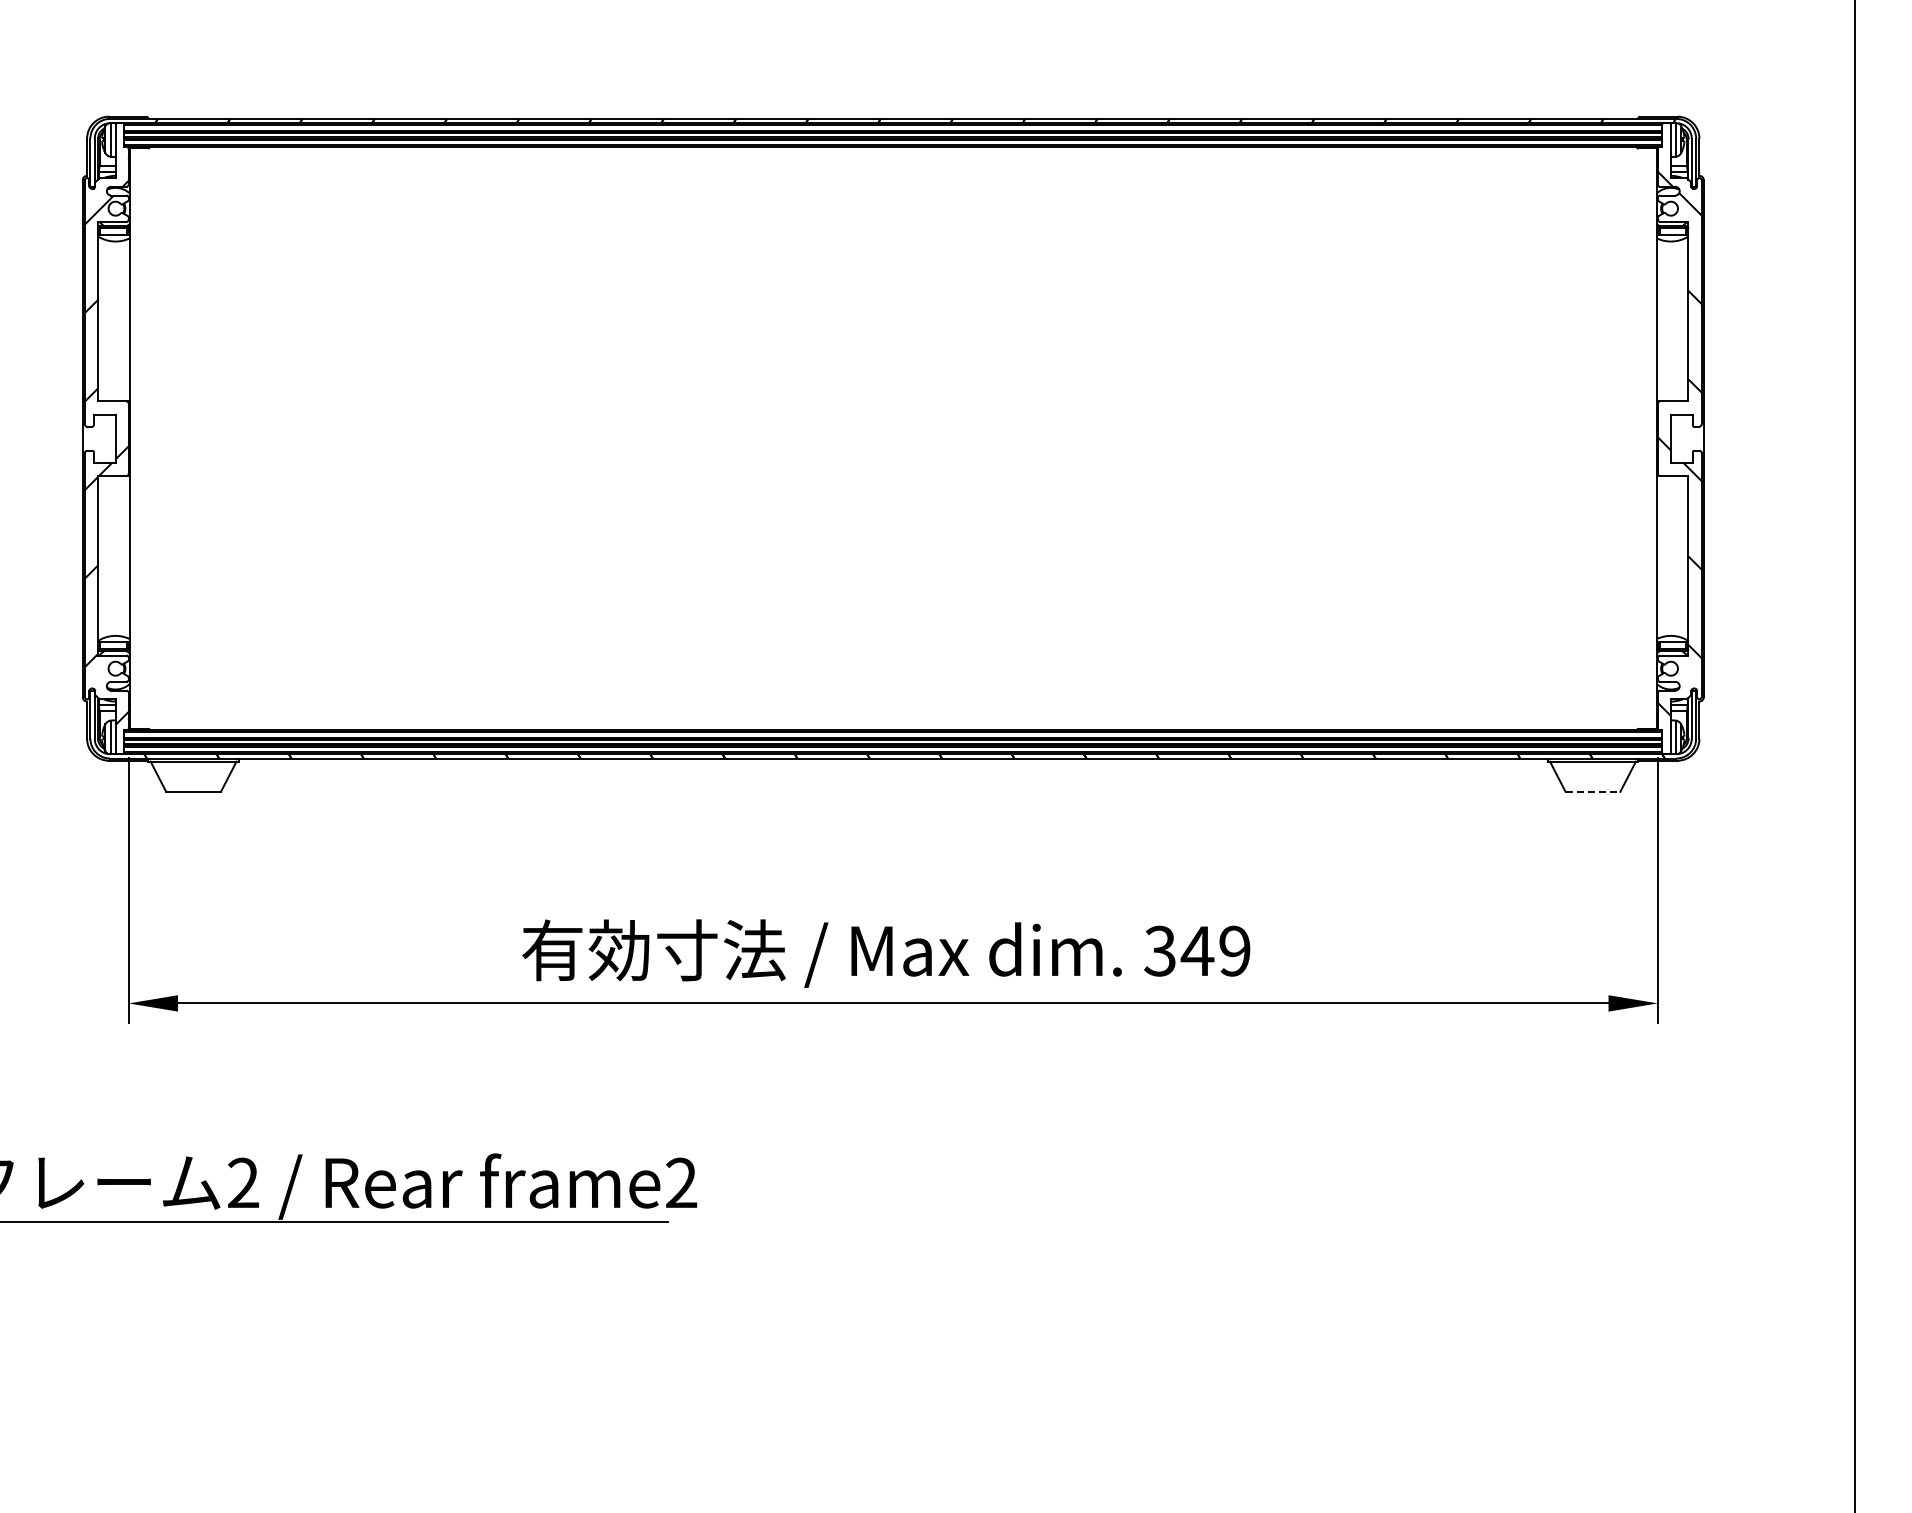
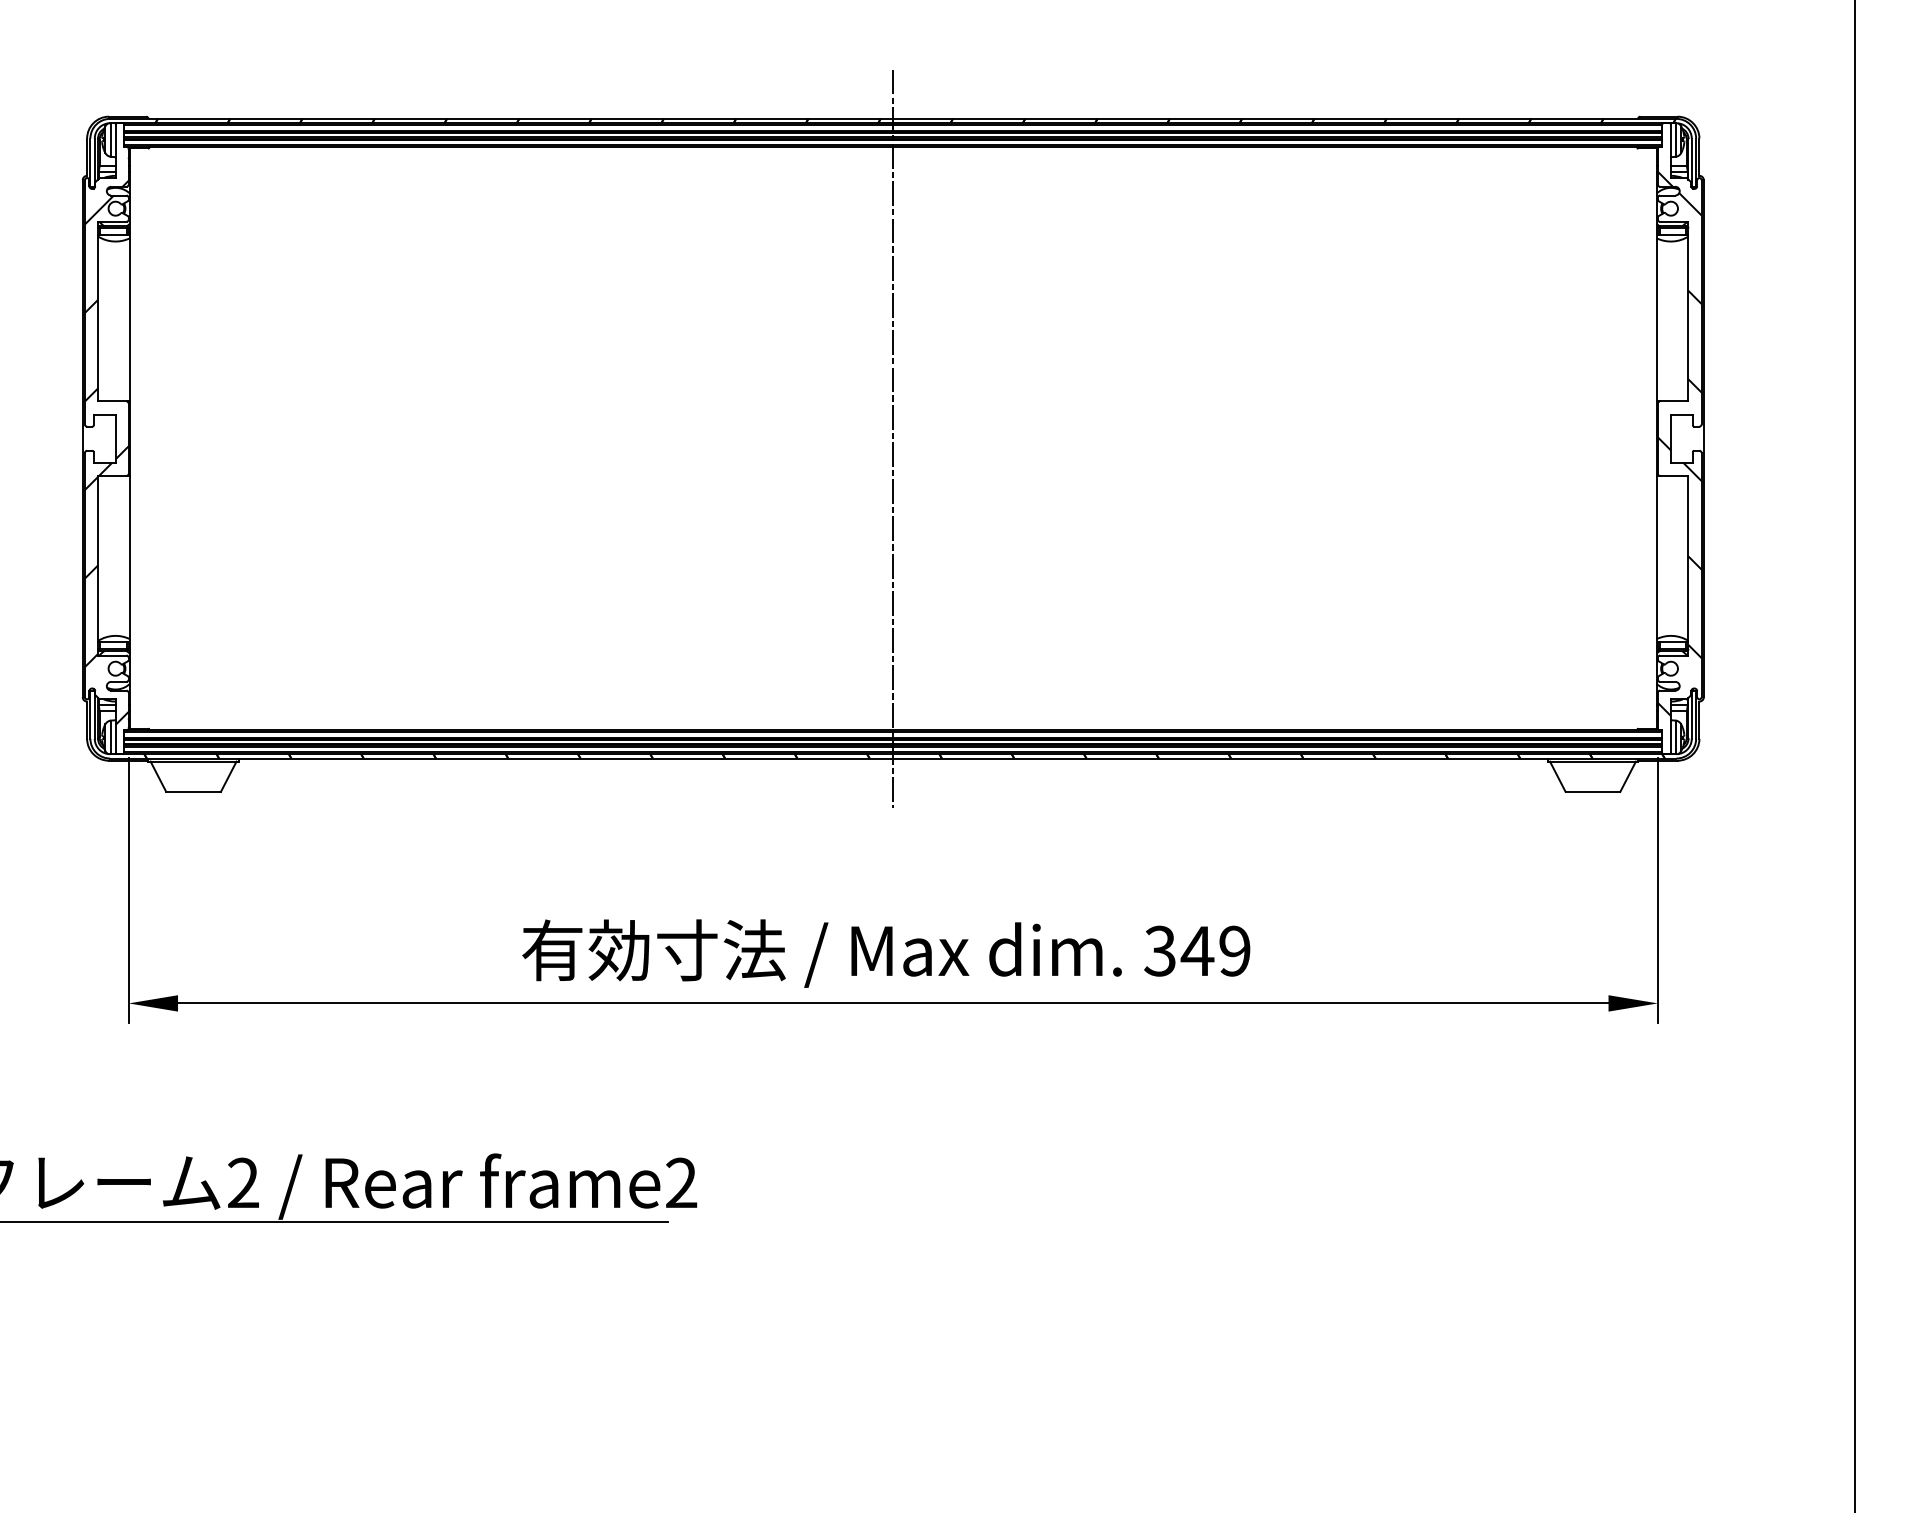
line: none -> present (893, 438)
line: dashed -> solid (1593, 791)
